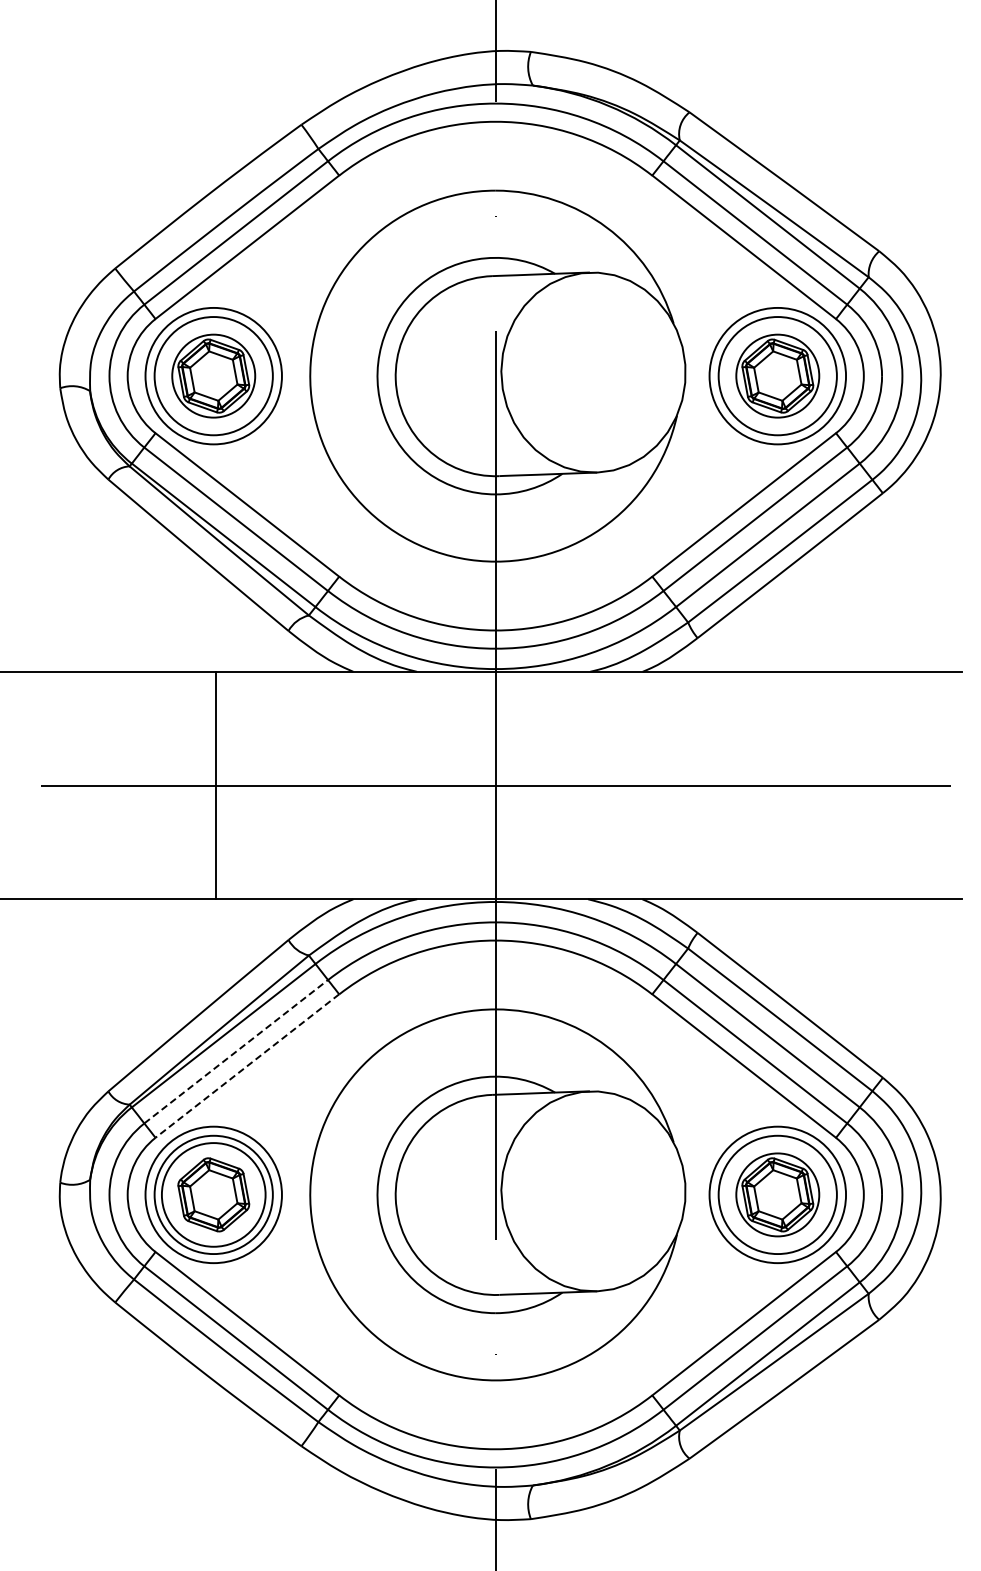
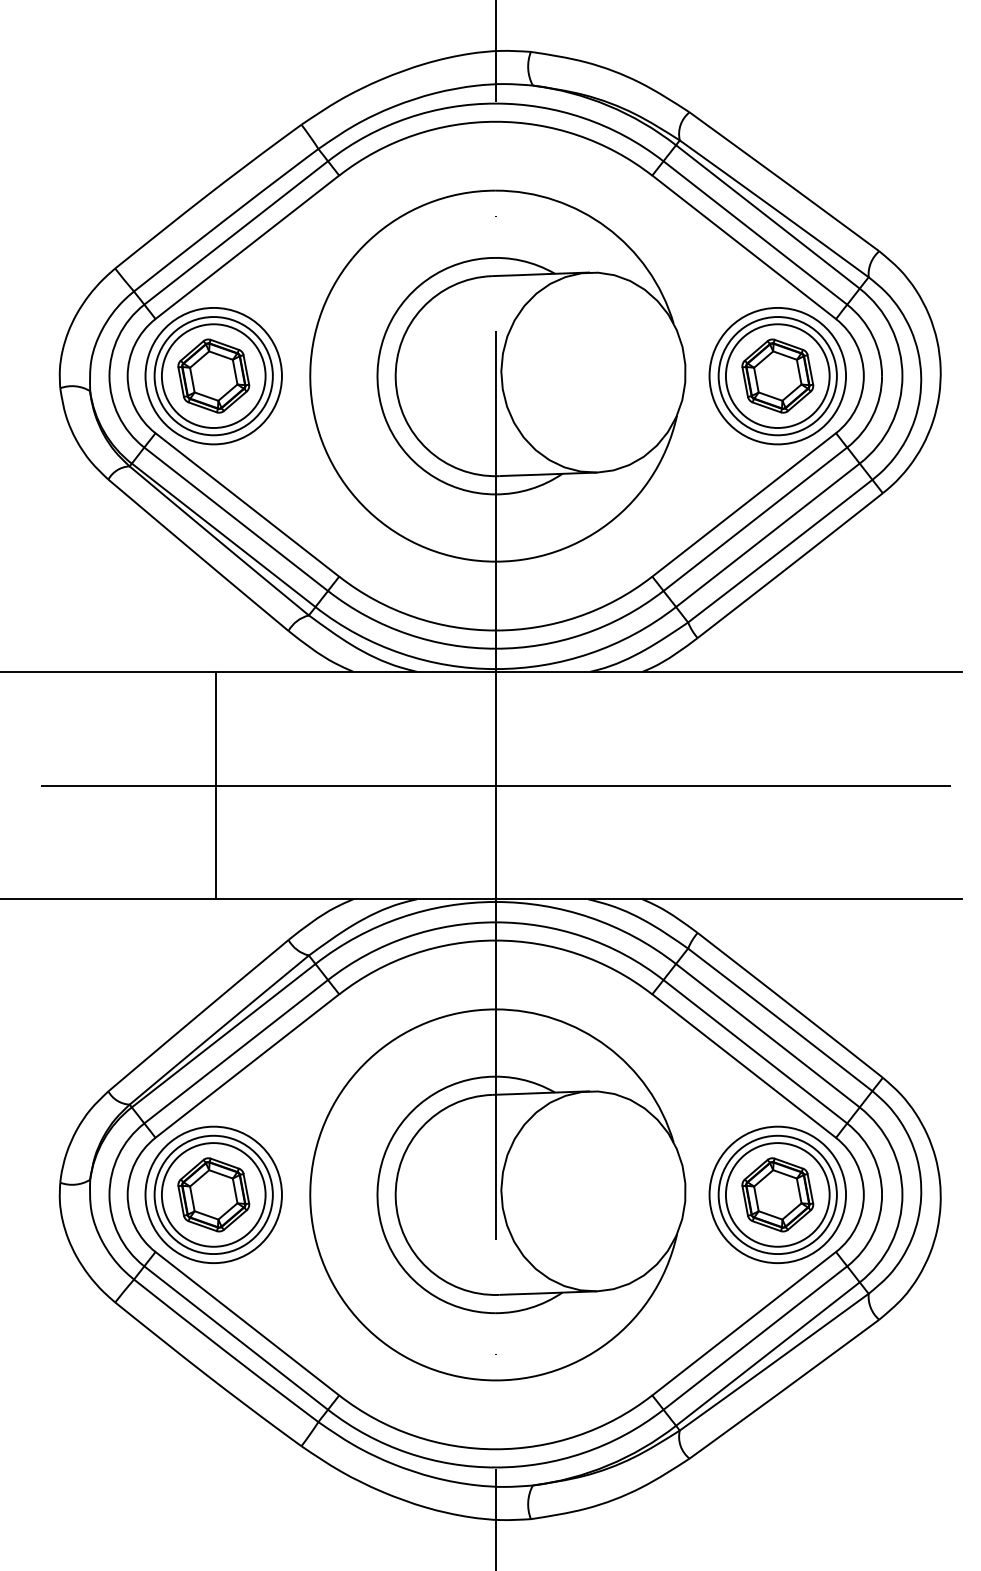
circle diameter: 83 px -> 104 px (213, 376)
circle diameter: 83 px -> 104 px (777, 376)
line: dashed -> solid (236, 1051)
line: dashed -> solid (247, 1066)
circle diameter: 83 px -> 104 px (777, 1194)
